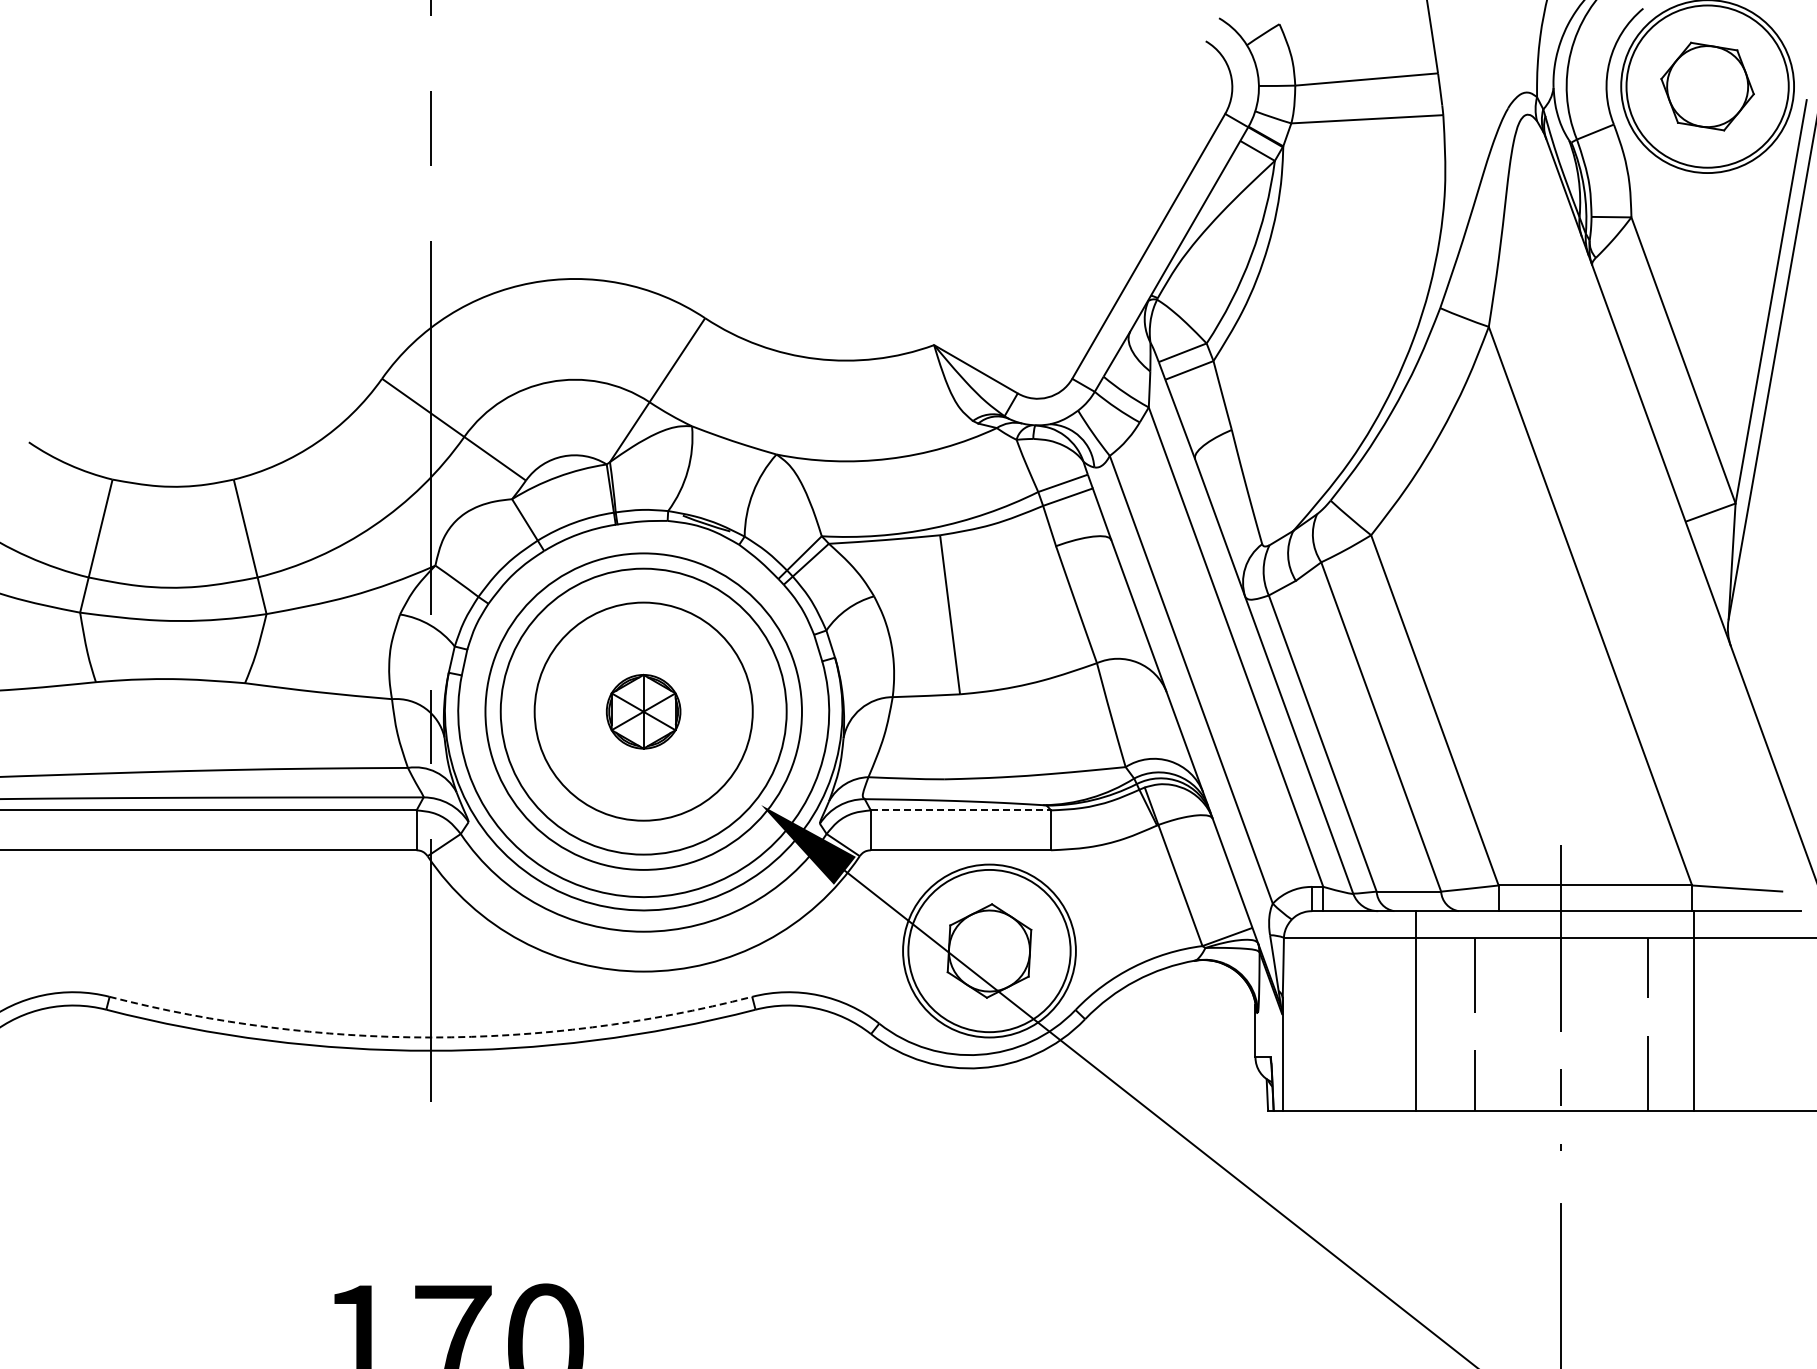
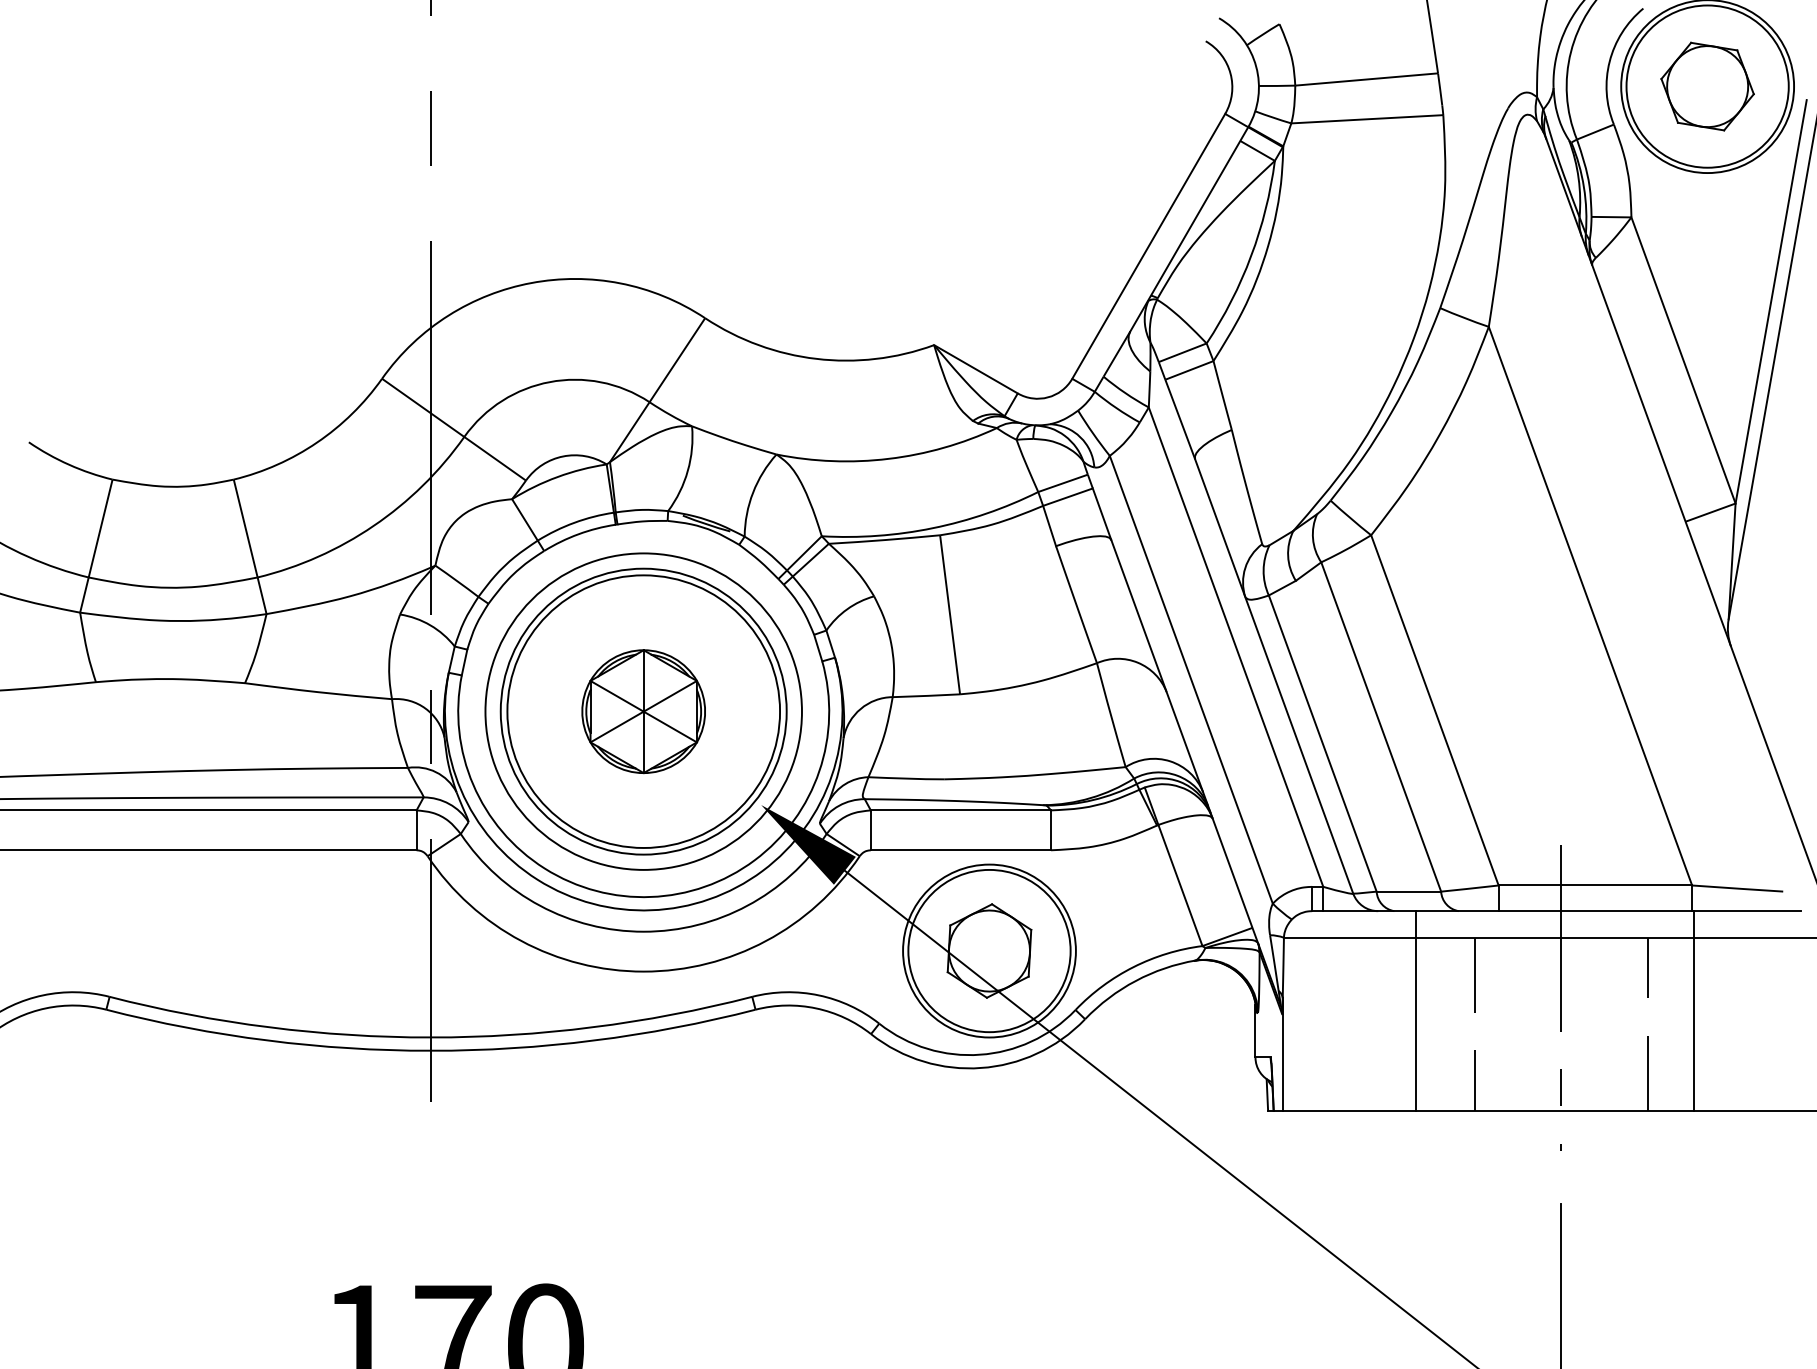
circle diameter: 218 px -> 273 px (643, 711)
part size: 76x77 px -> 125x126 px (643, 711)
line: dashed -> solid (961, 810)
arc: dashed -> solid (430, 1037)
